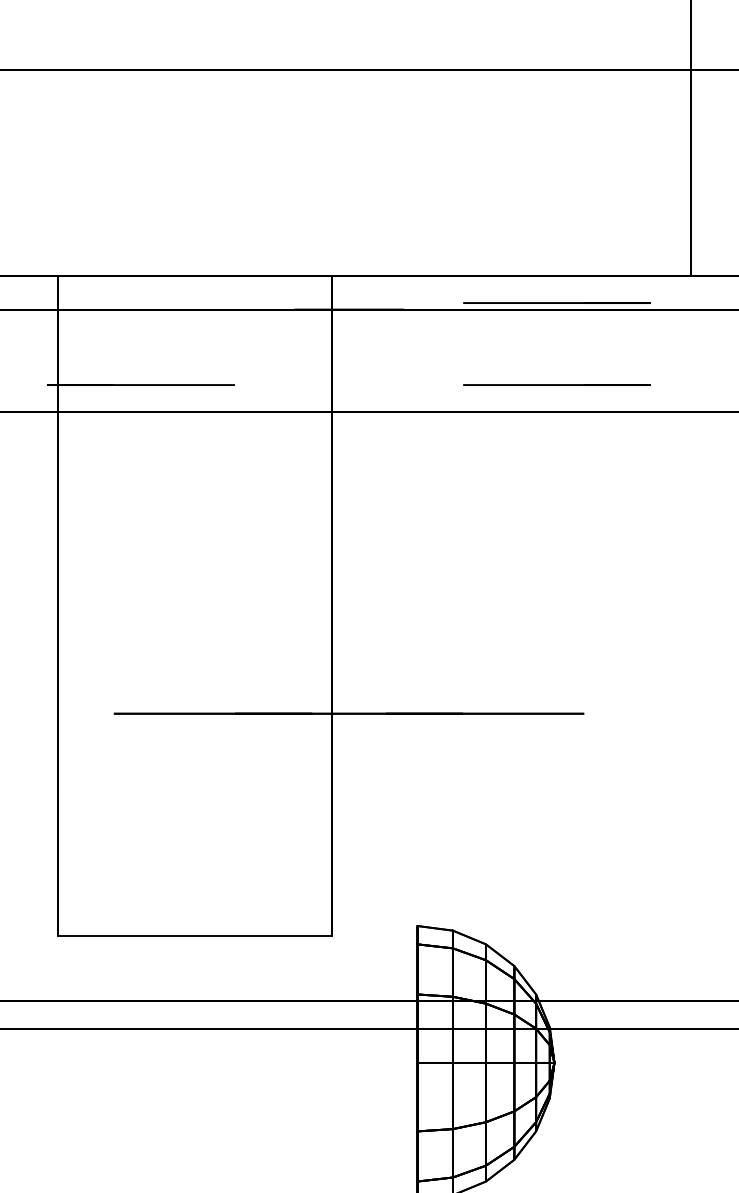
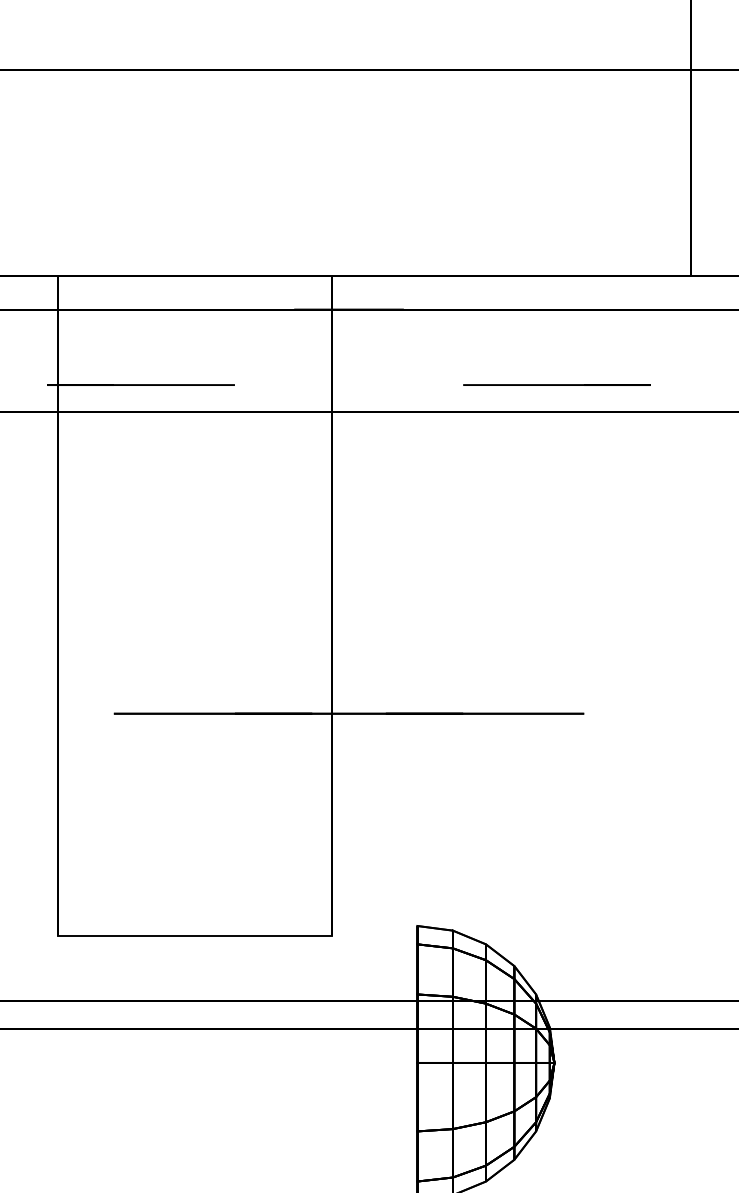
line: present -> none (556, 302)
